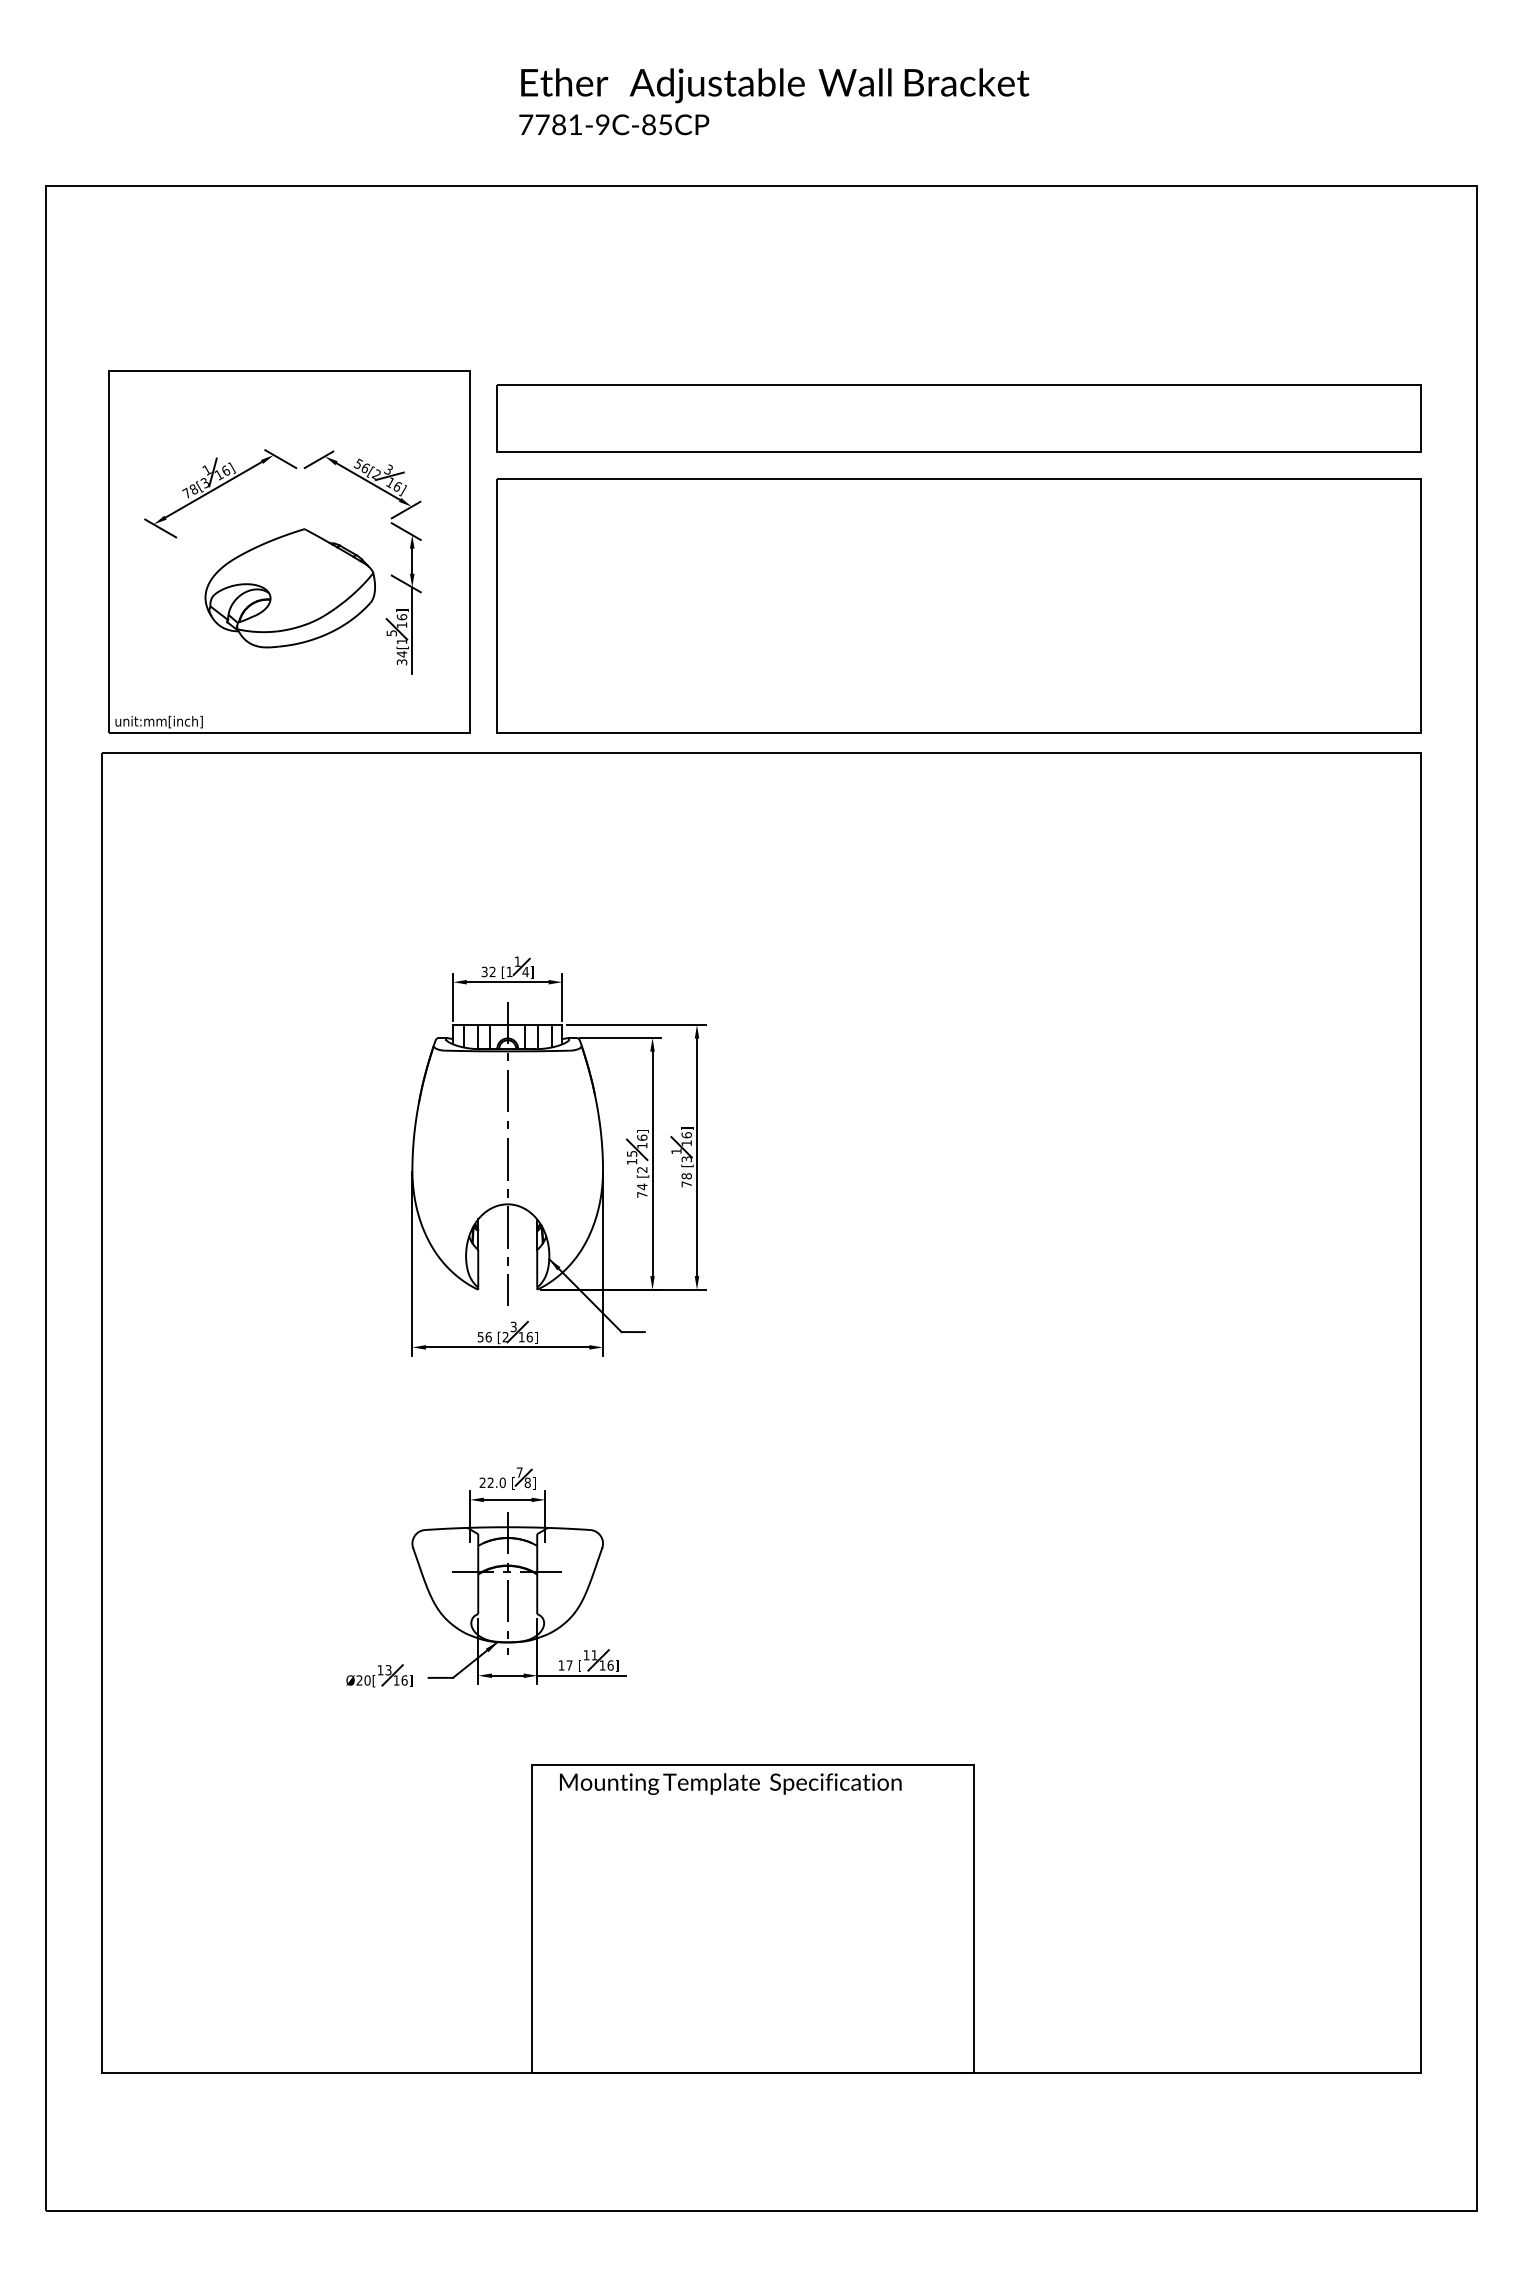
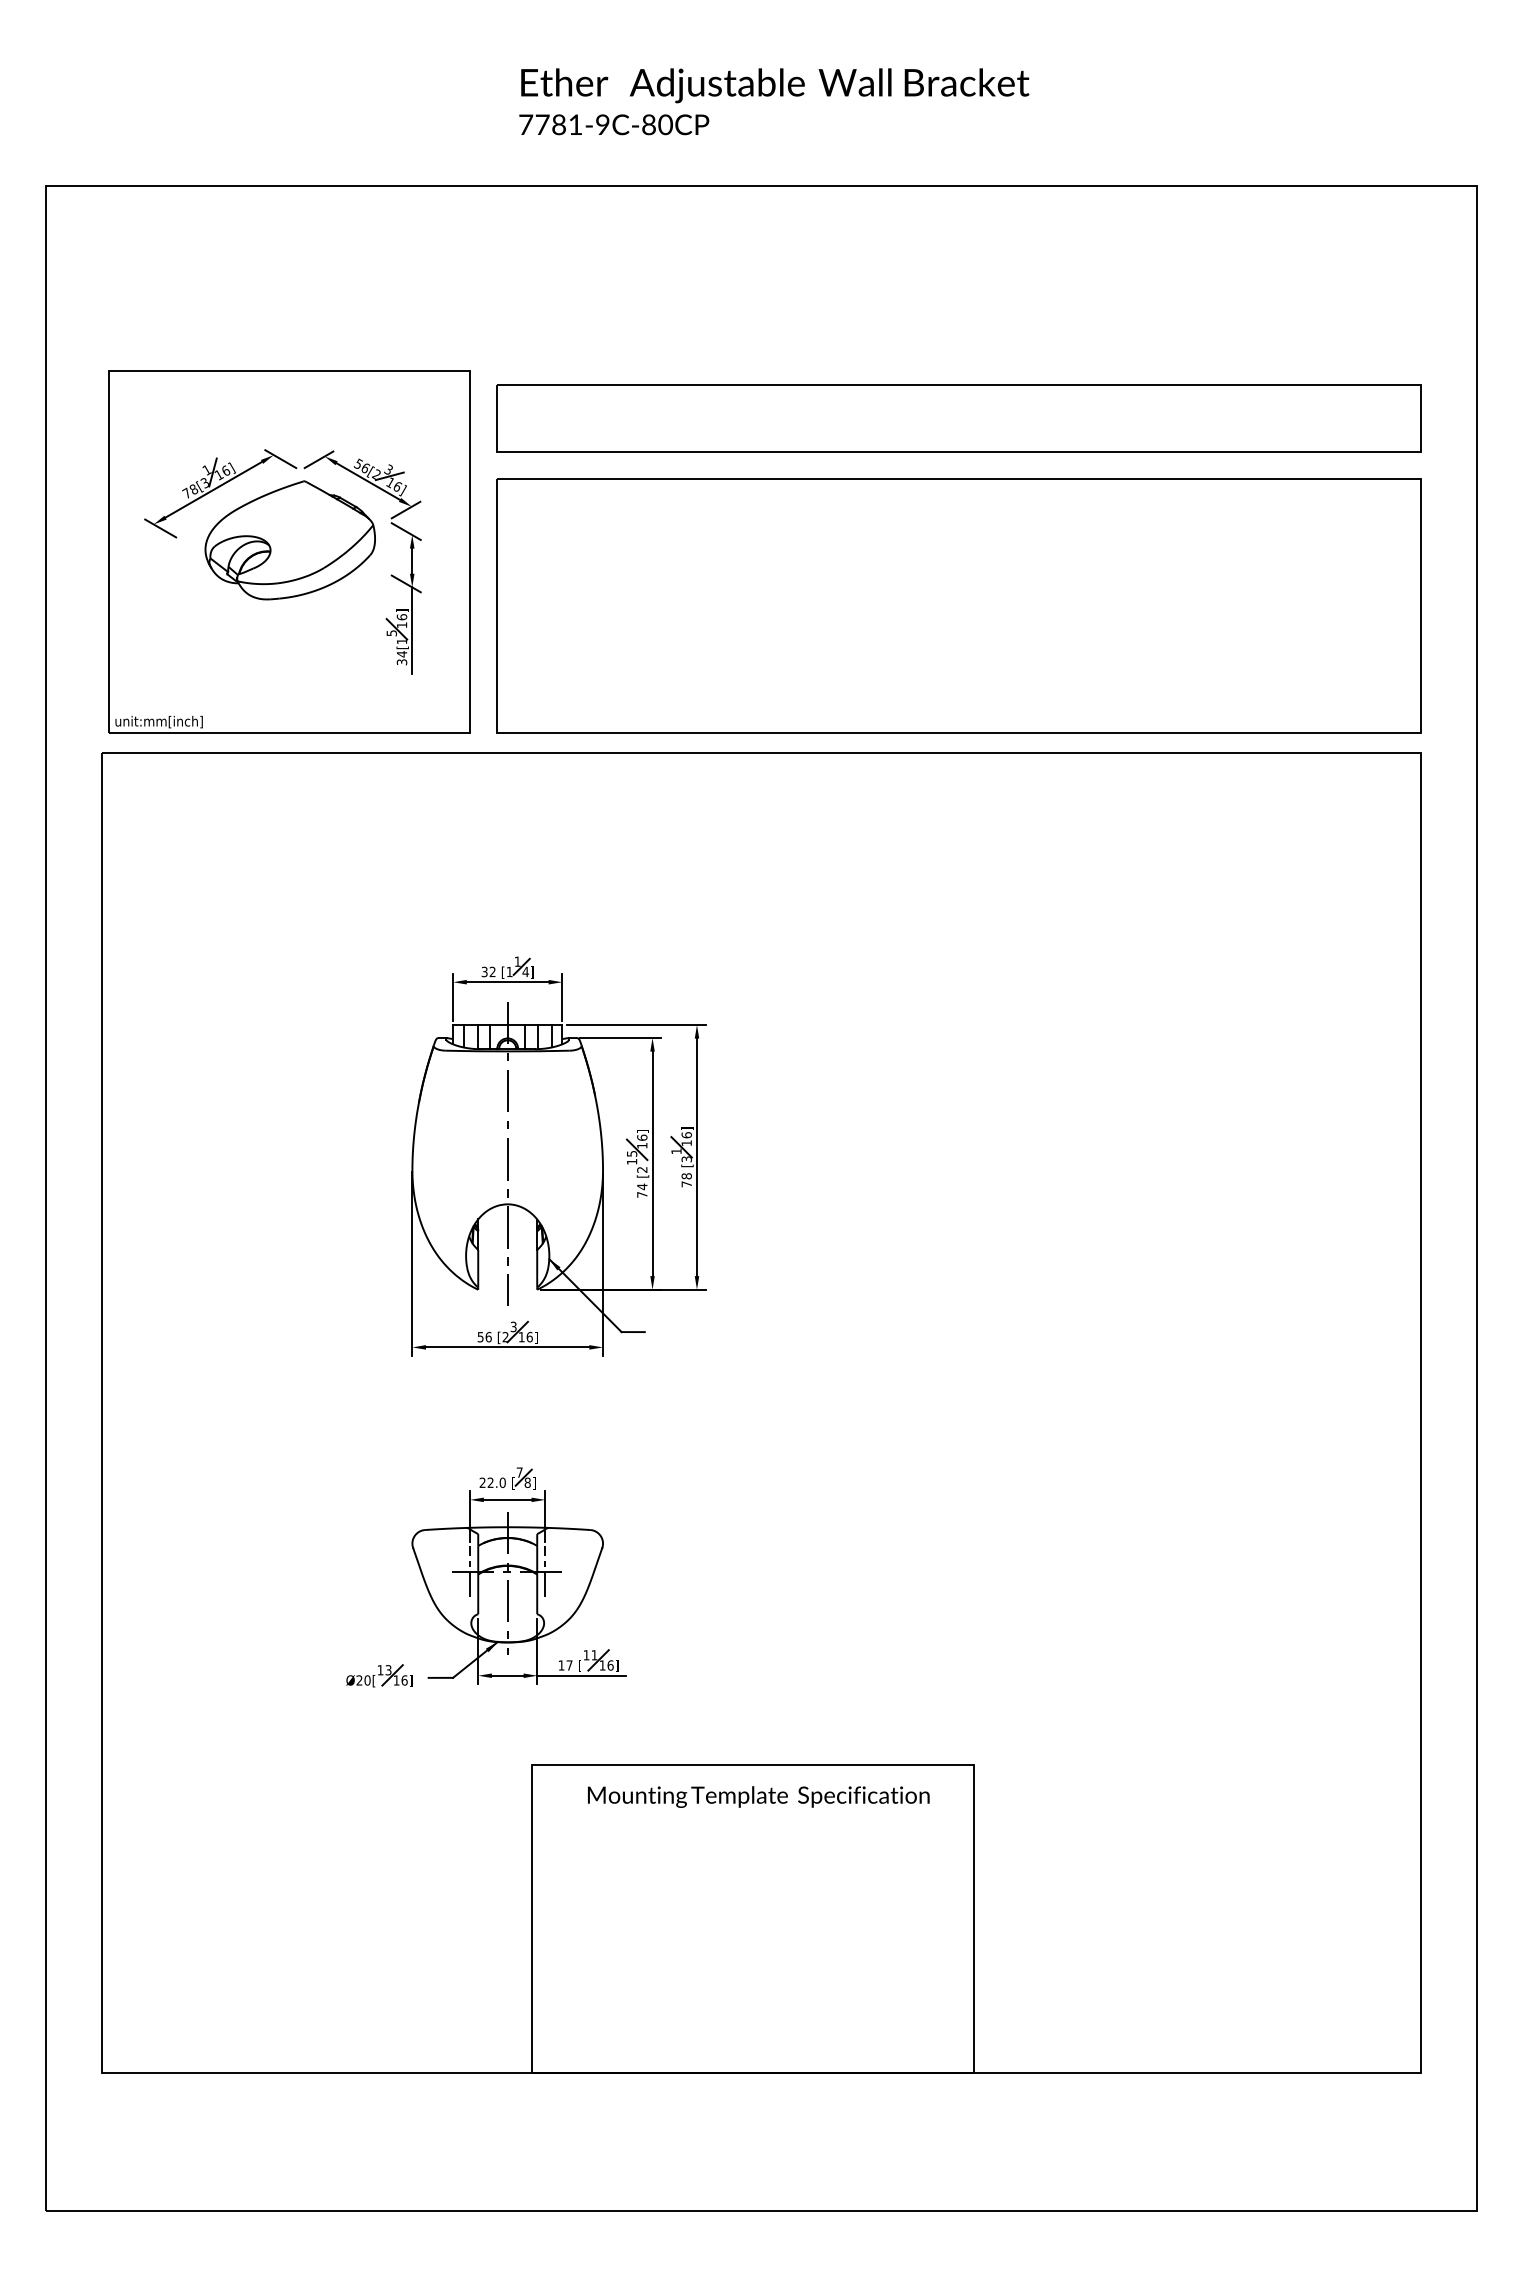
text: 7781-9C-85CP -> 7781-9C-80CP (665, 124)
part position: (289, 588) -> (289, 540) (289, 540)
line: none -> present (470, 1571)
line: none -> present (545, 1571)
text position: (730, 1783) -> (758, 1796) (758, 1796)
